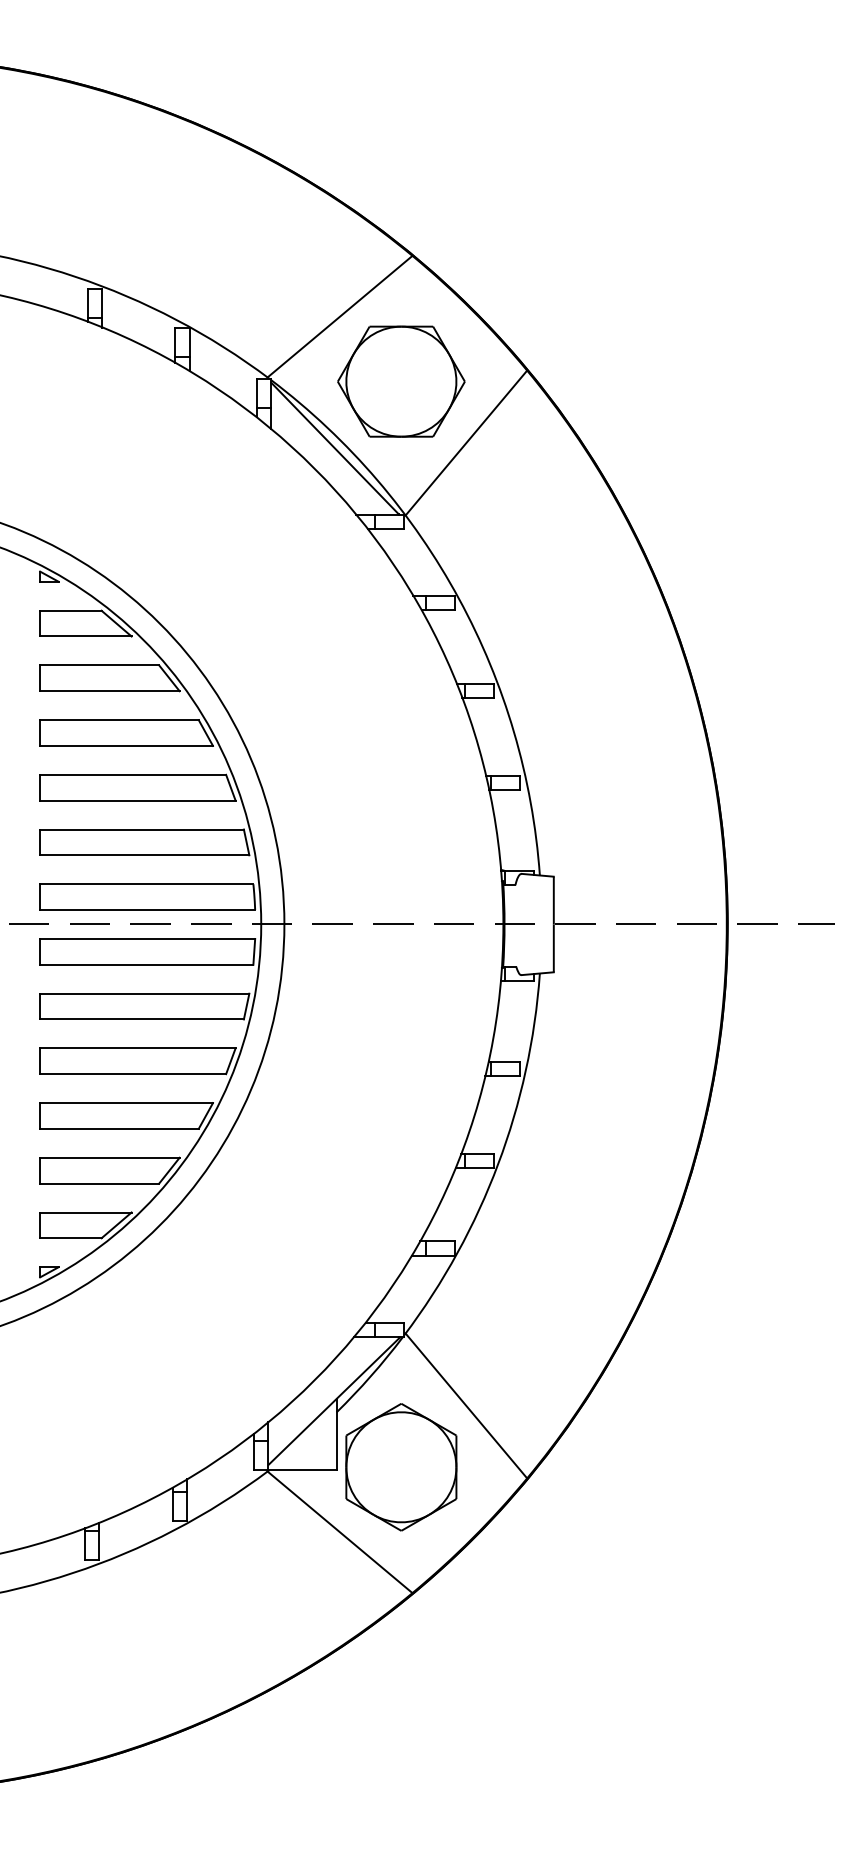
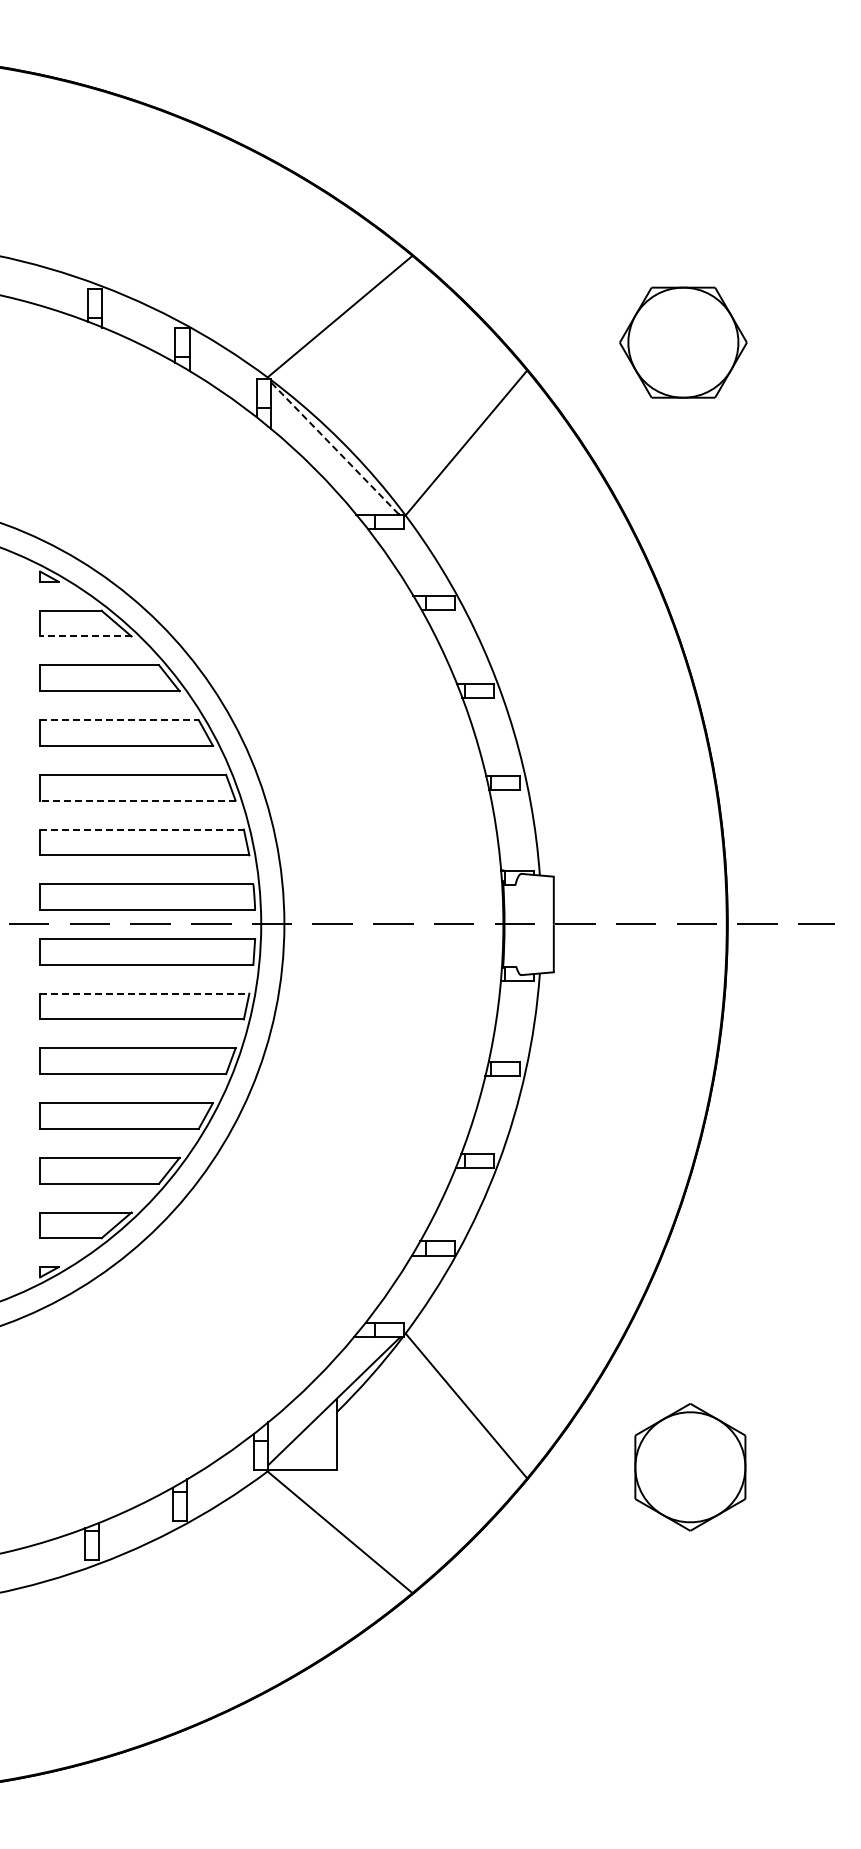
part position: (401, 381) -> (683, 342) (683, 342)
line: solid -> dashed (335, 448)
line: solid -> dashed (85, 636)
line: solid -> dashed (119, 720)
line: solid -> dashed (137, 800)
line: solid -> dashed (142, 829)
line: solid -> dashed (144, 993)
part position: (401, 1467) -> (690, 1467) (690, 1467)
